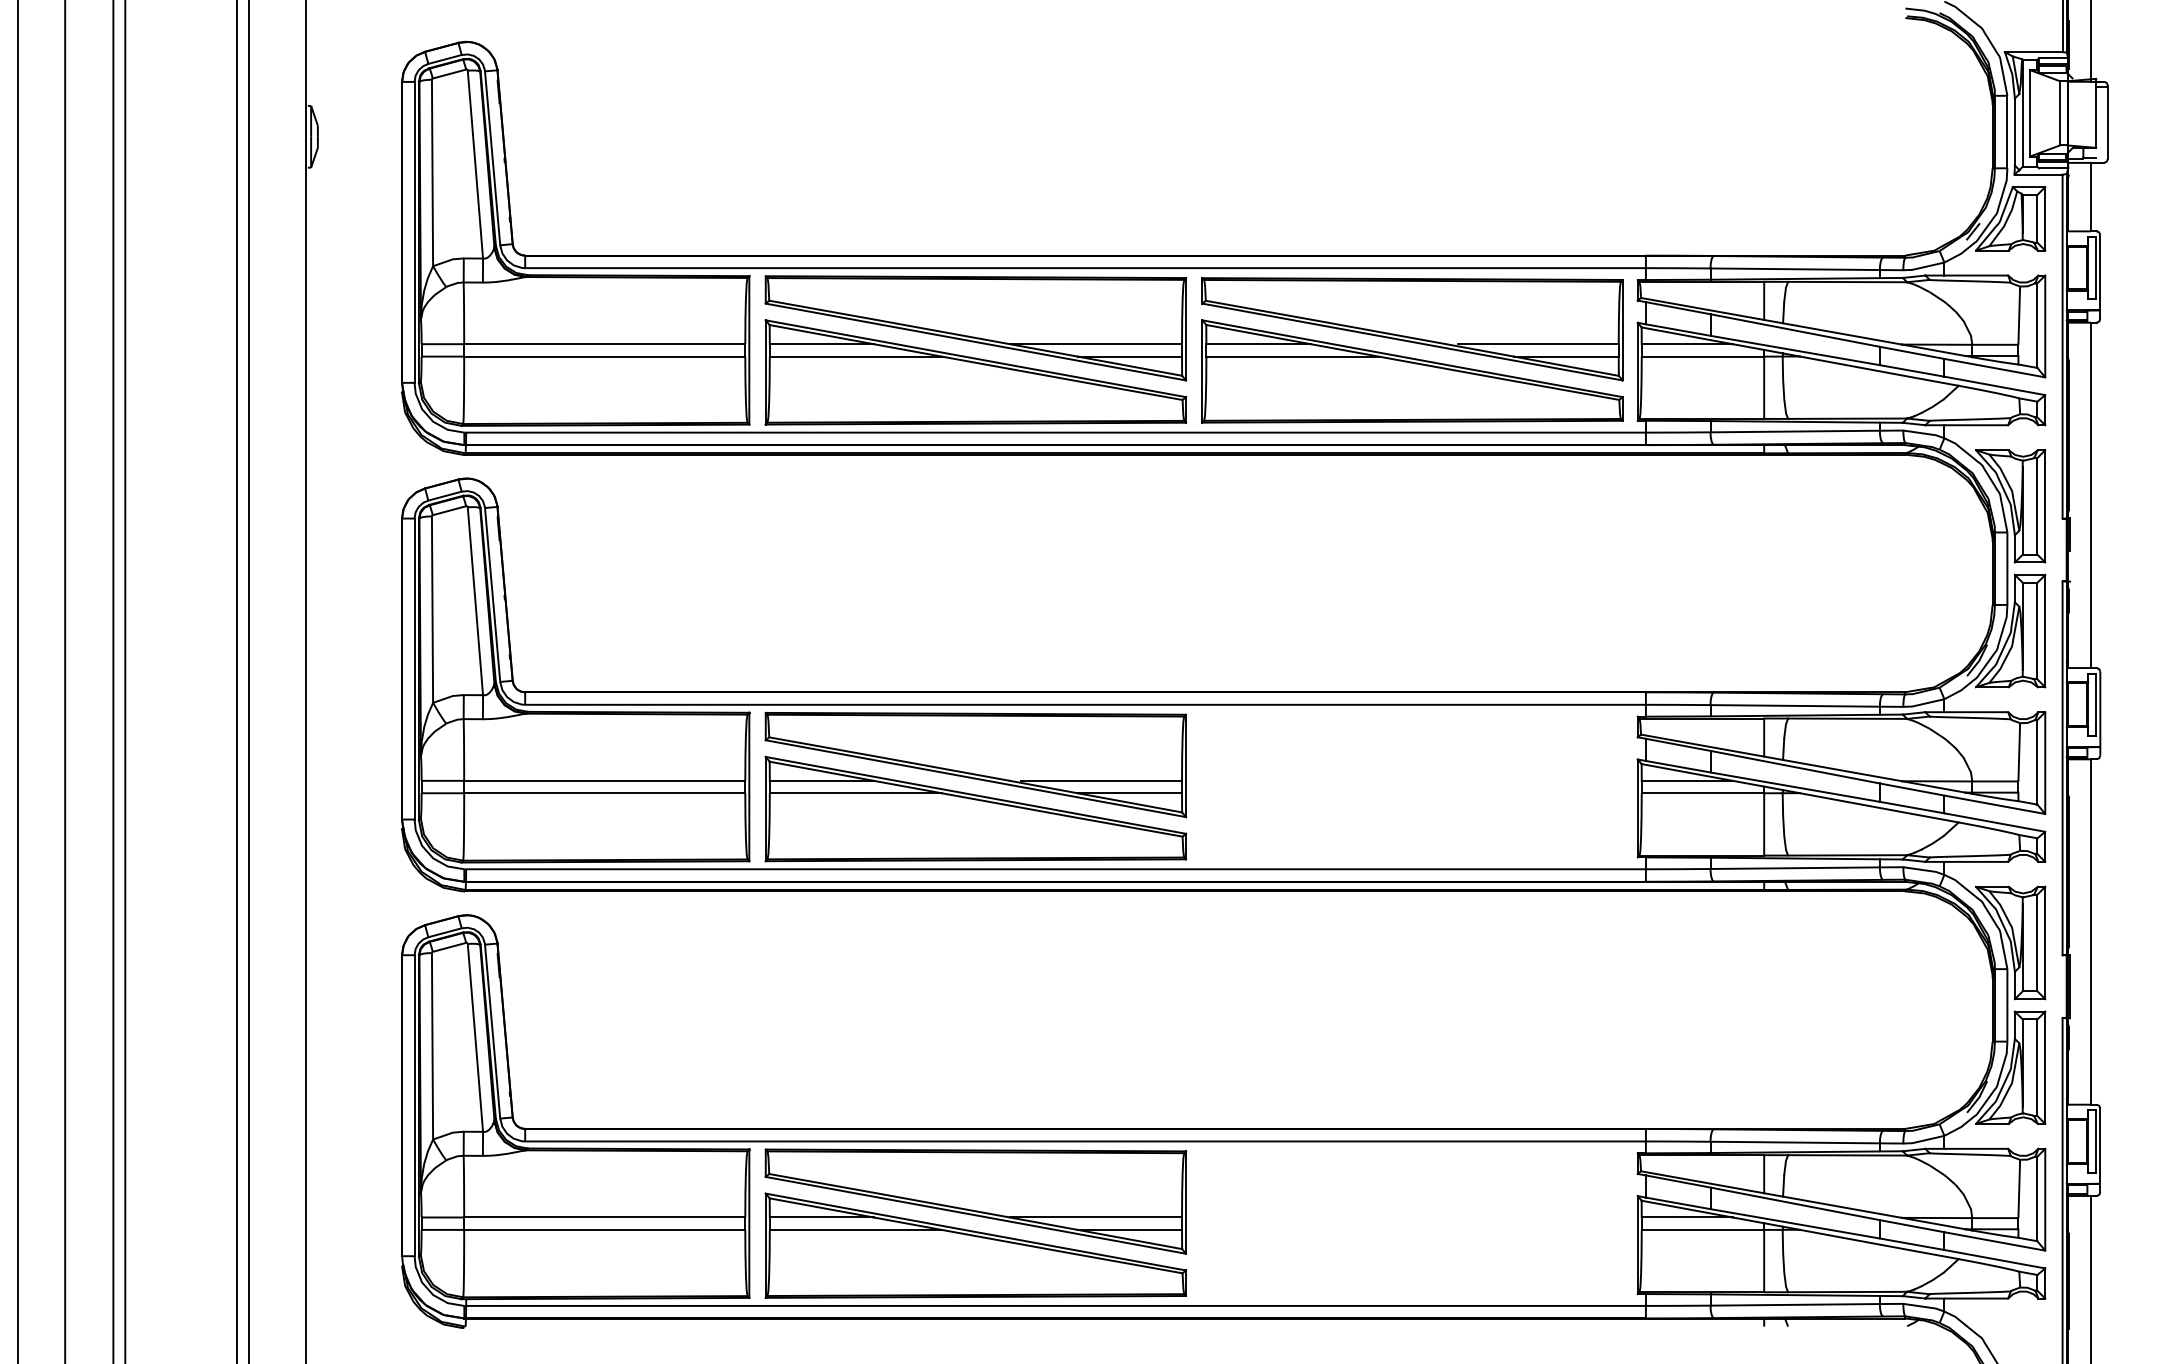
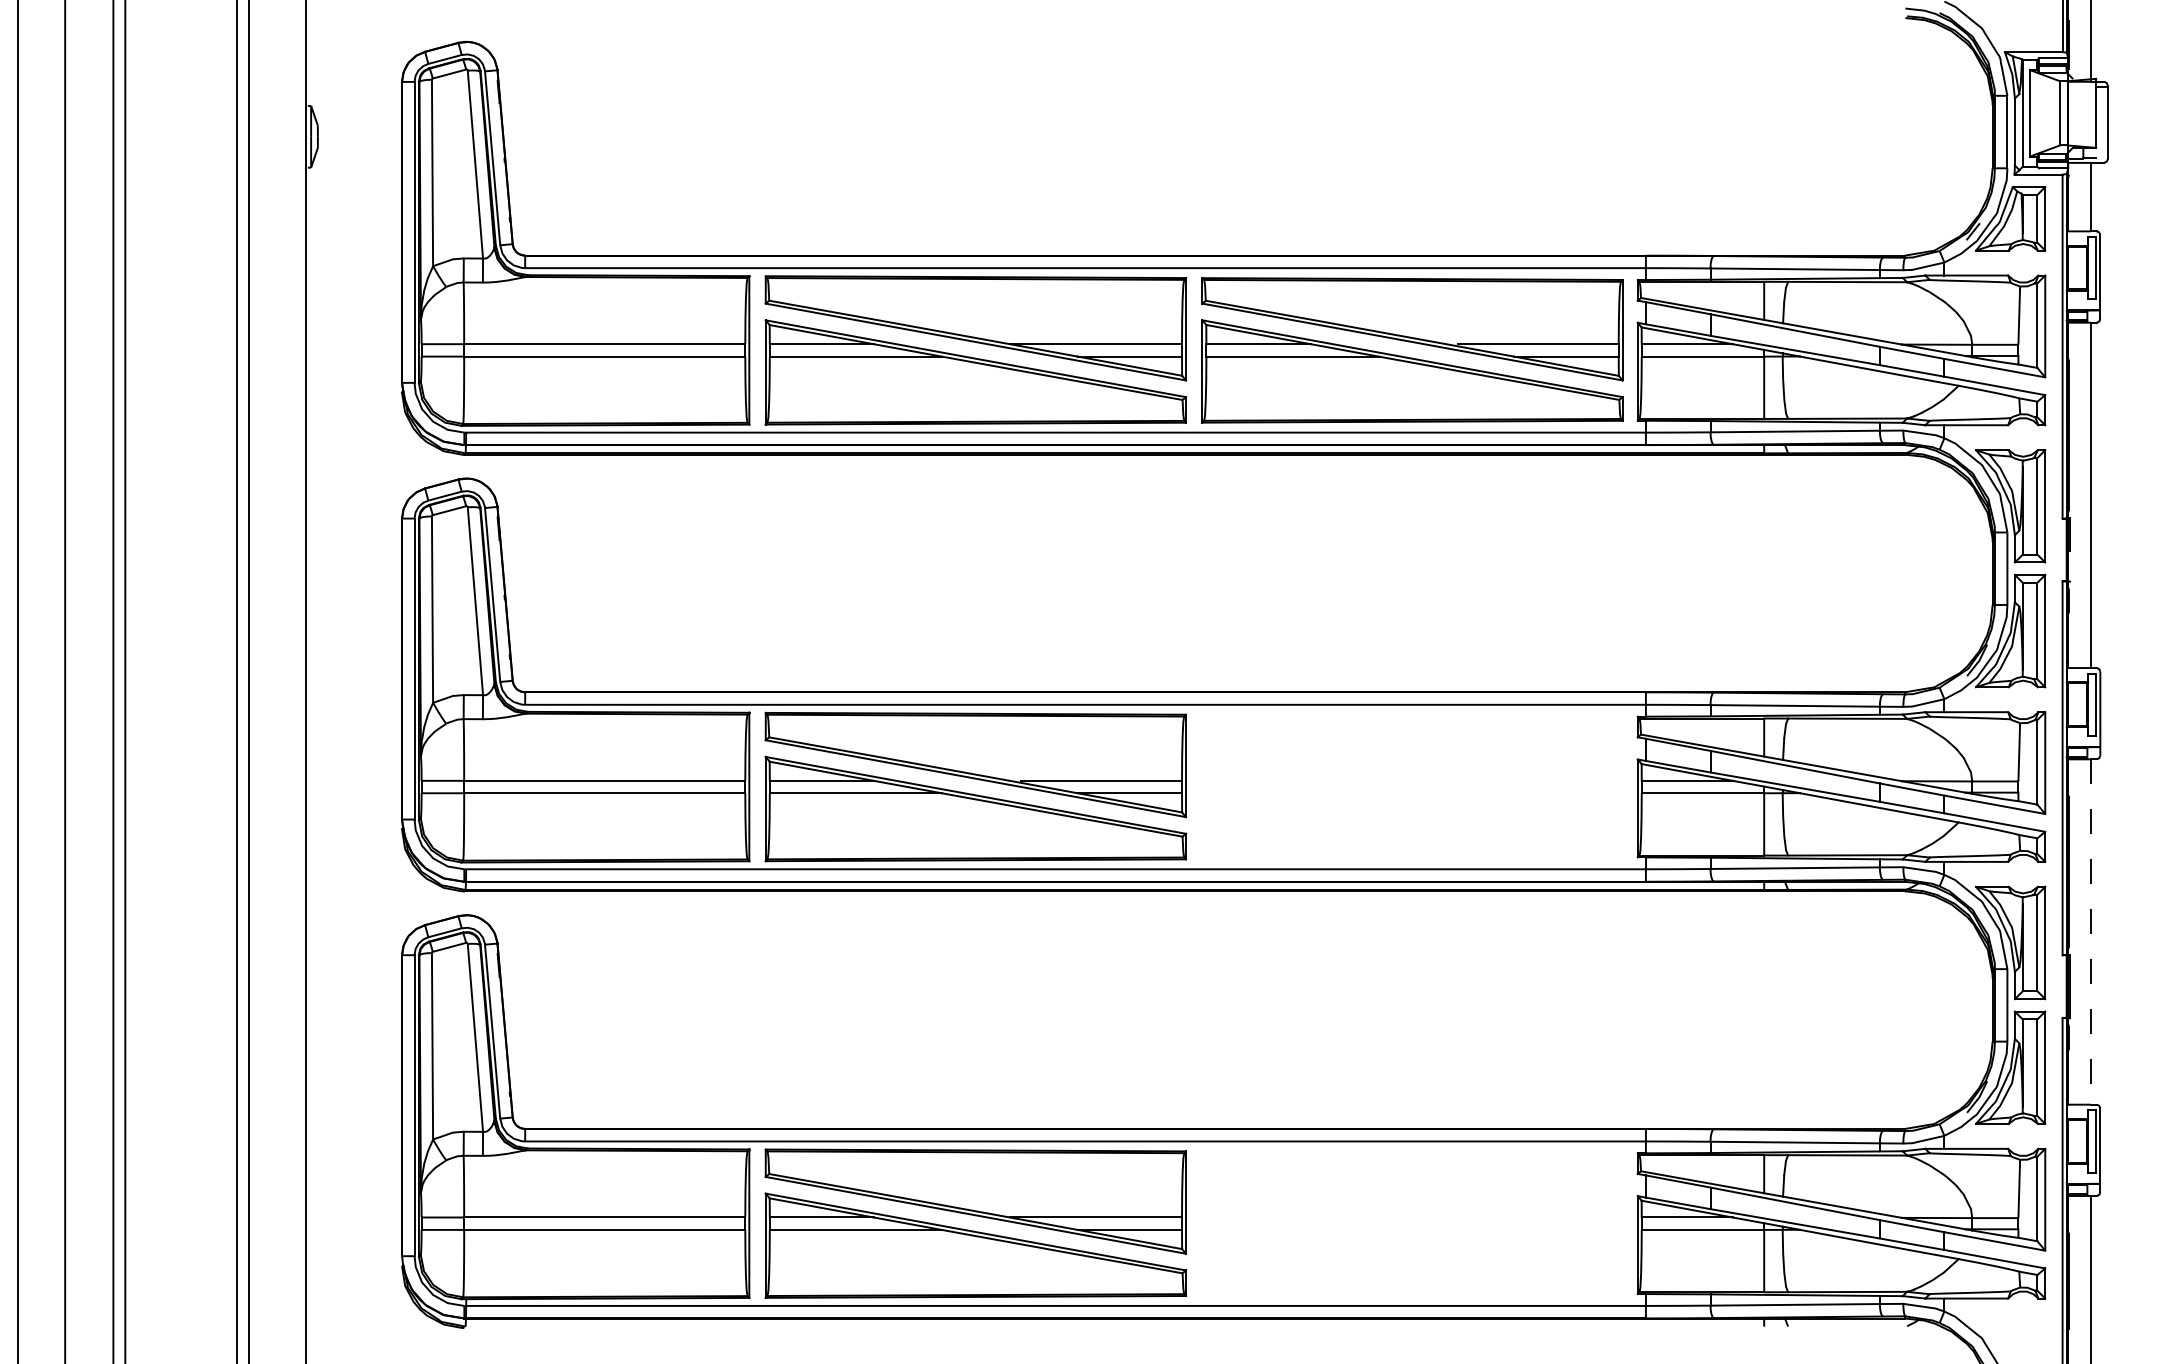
line: solid -> dashed (2090, 932)
